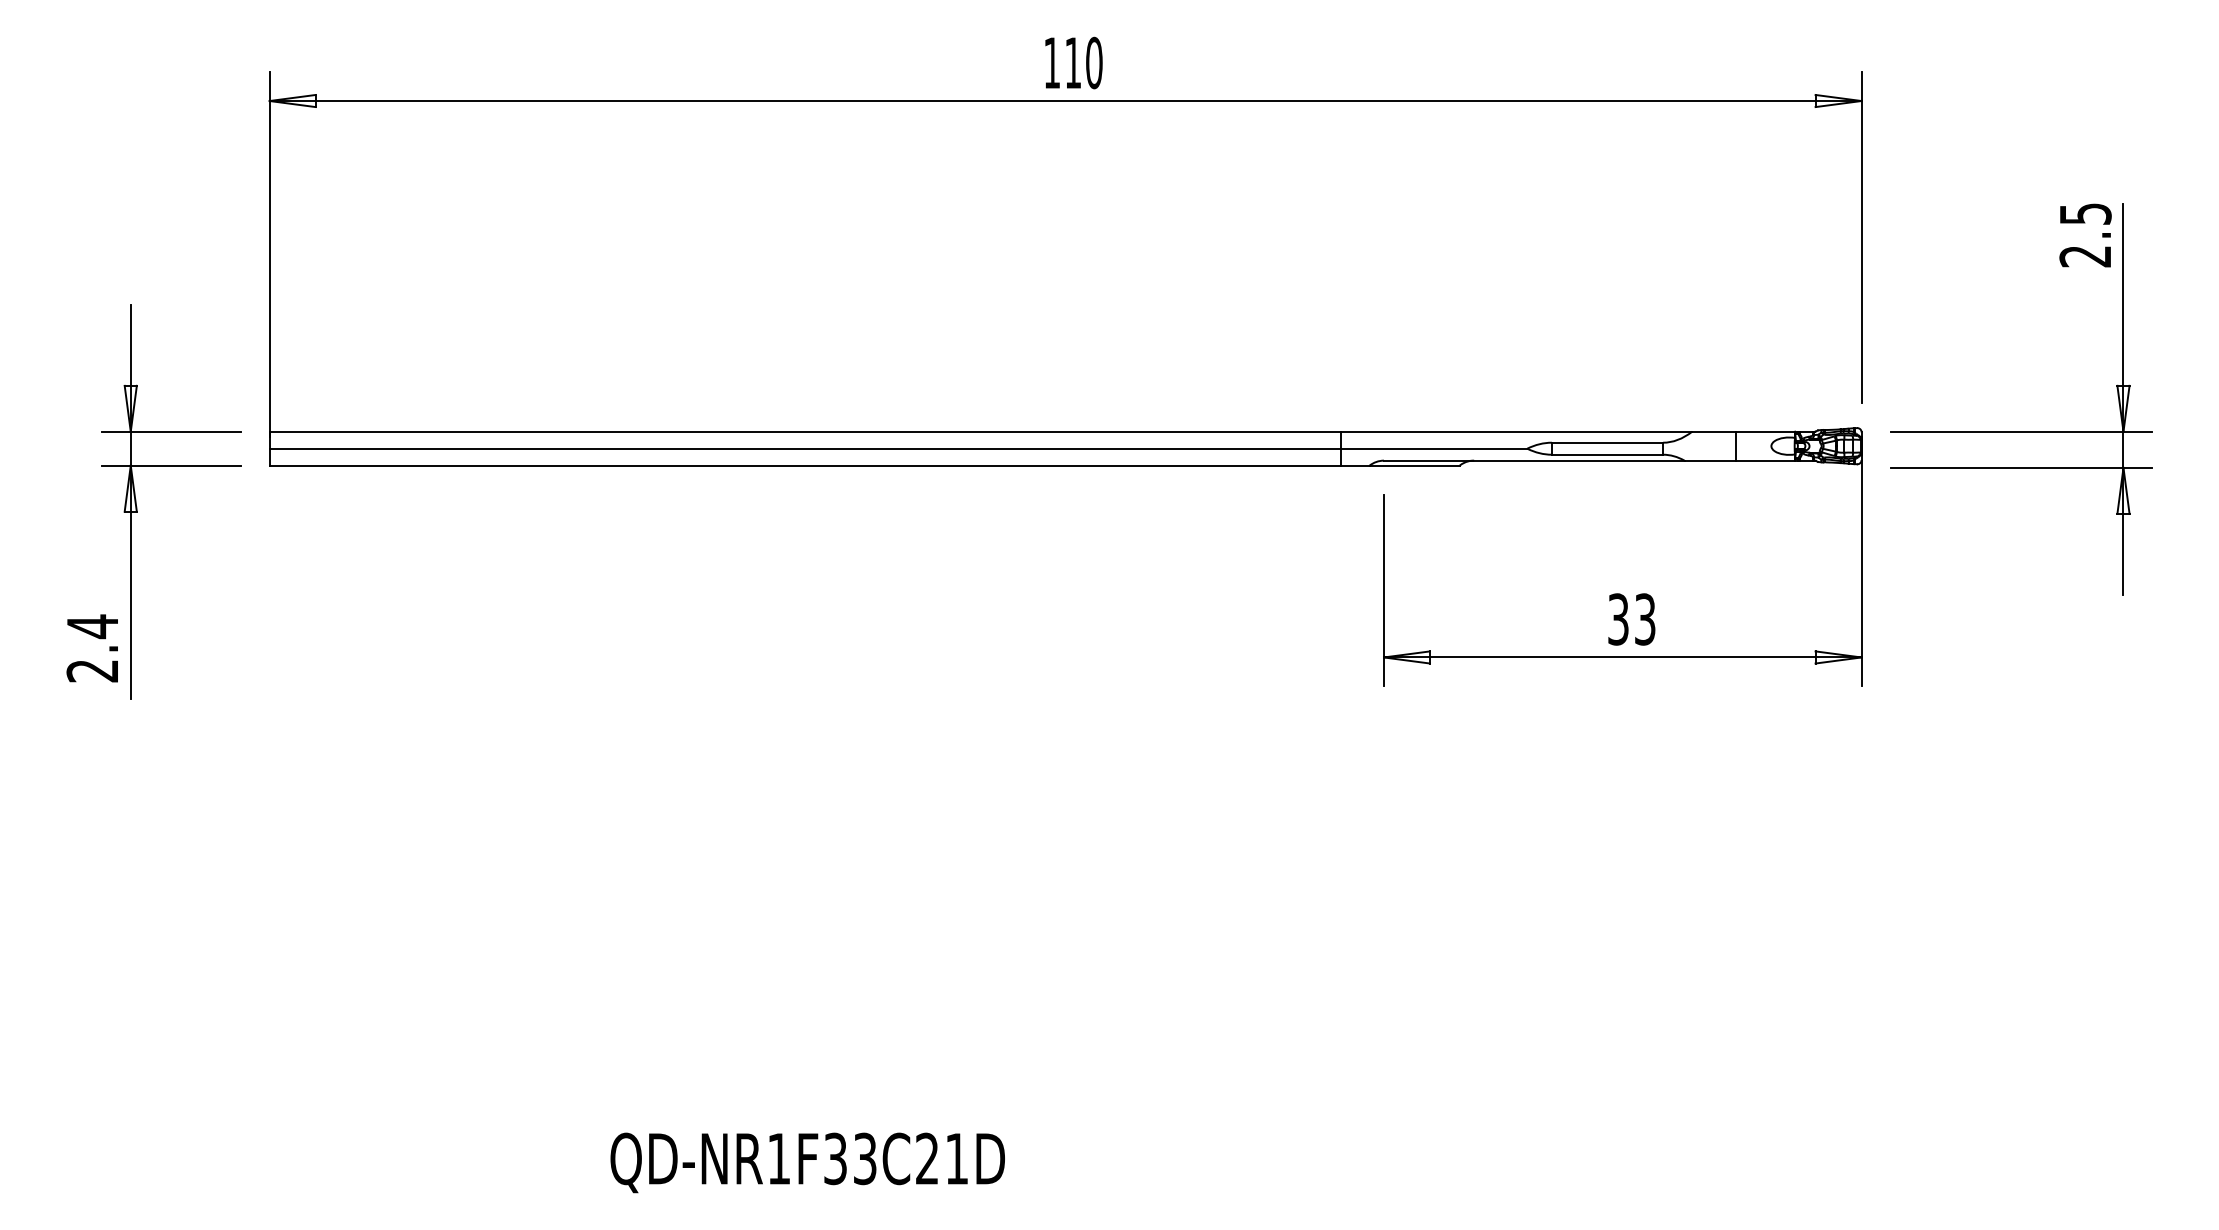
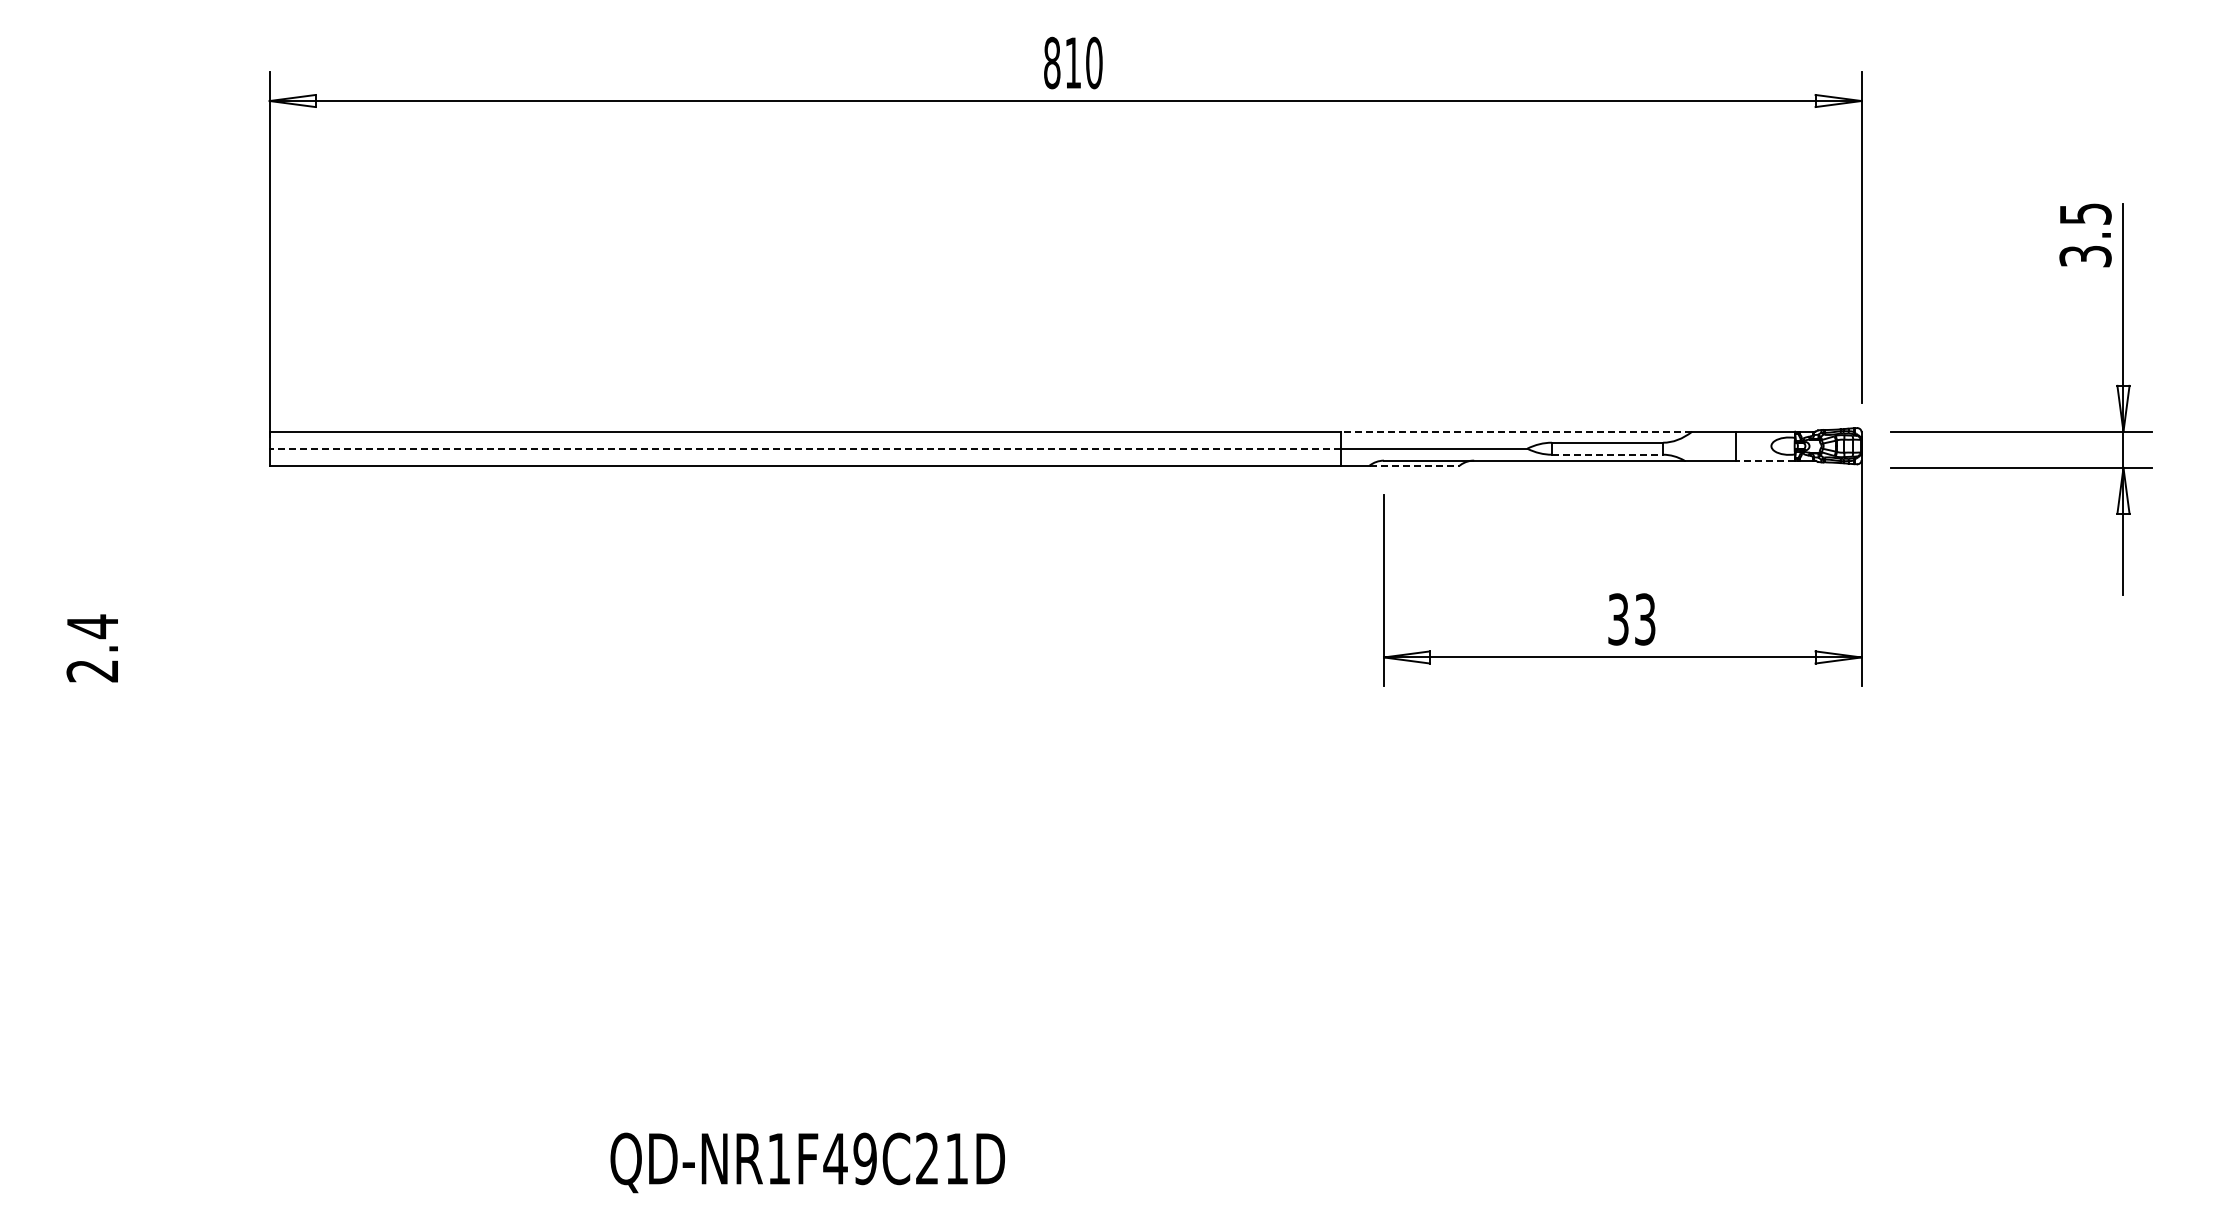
text: 110 -> 810 (1052, 62)
text: 2.5 -> 3.5 (2085, 256)
line: solid -> dashed (1516, 431)
line: solid -> dashed (804, 448)
line: solid -> dashed (1607, 454)
line: solid -> dashed (1765, 460)
line: solid -> dashed (1415, 465)
part: present -> none (137, 506)
text: QD-NR1F33C21D -> QD-NR1F49C21D (849, 1158)
